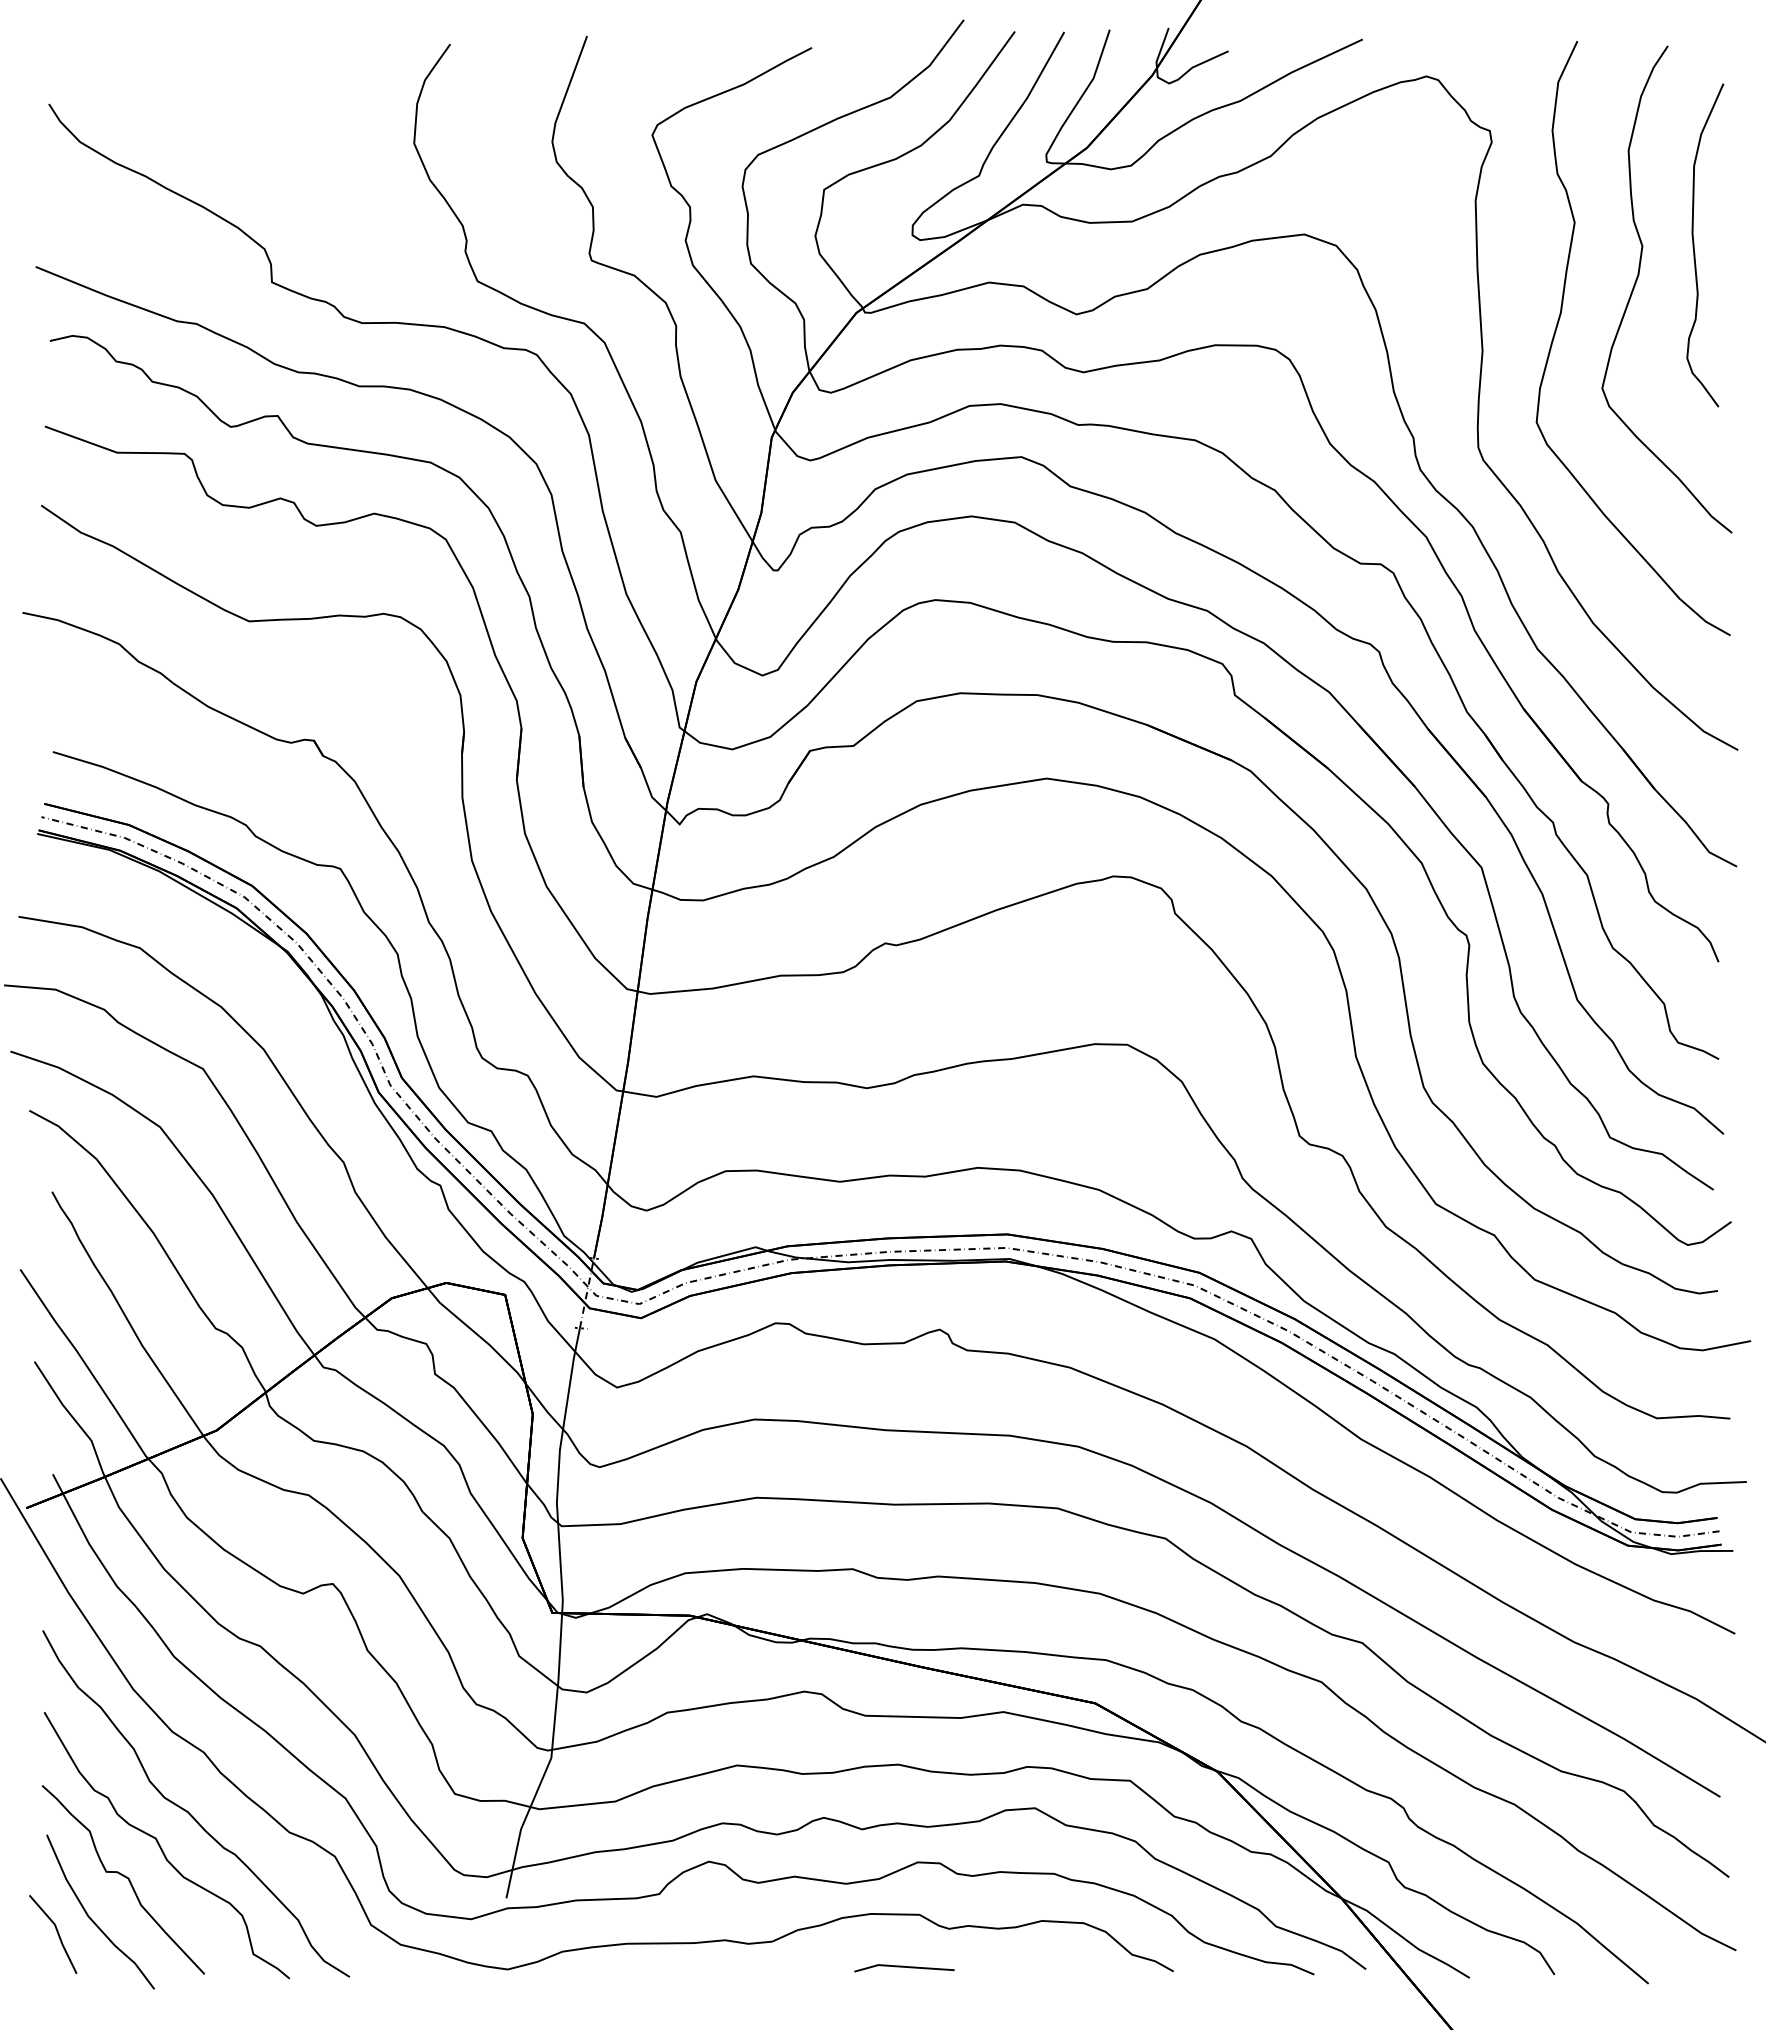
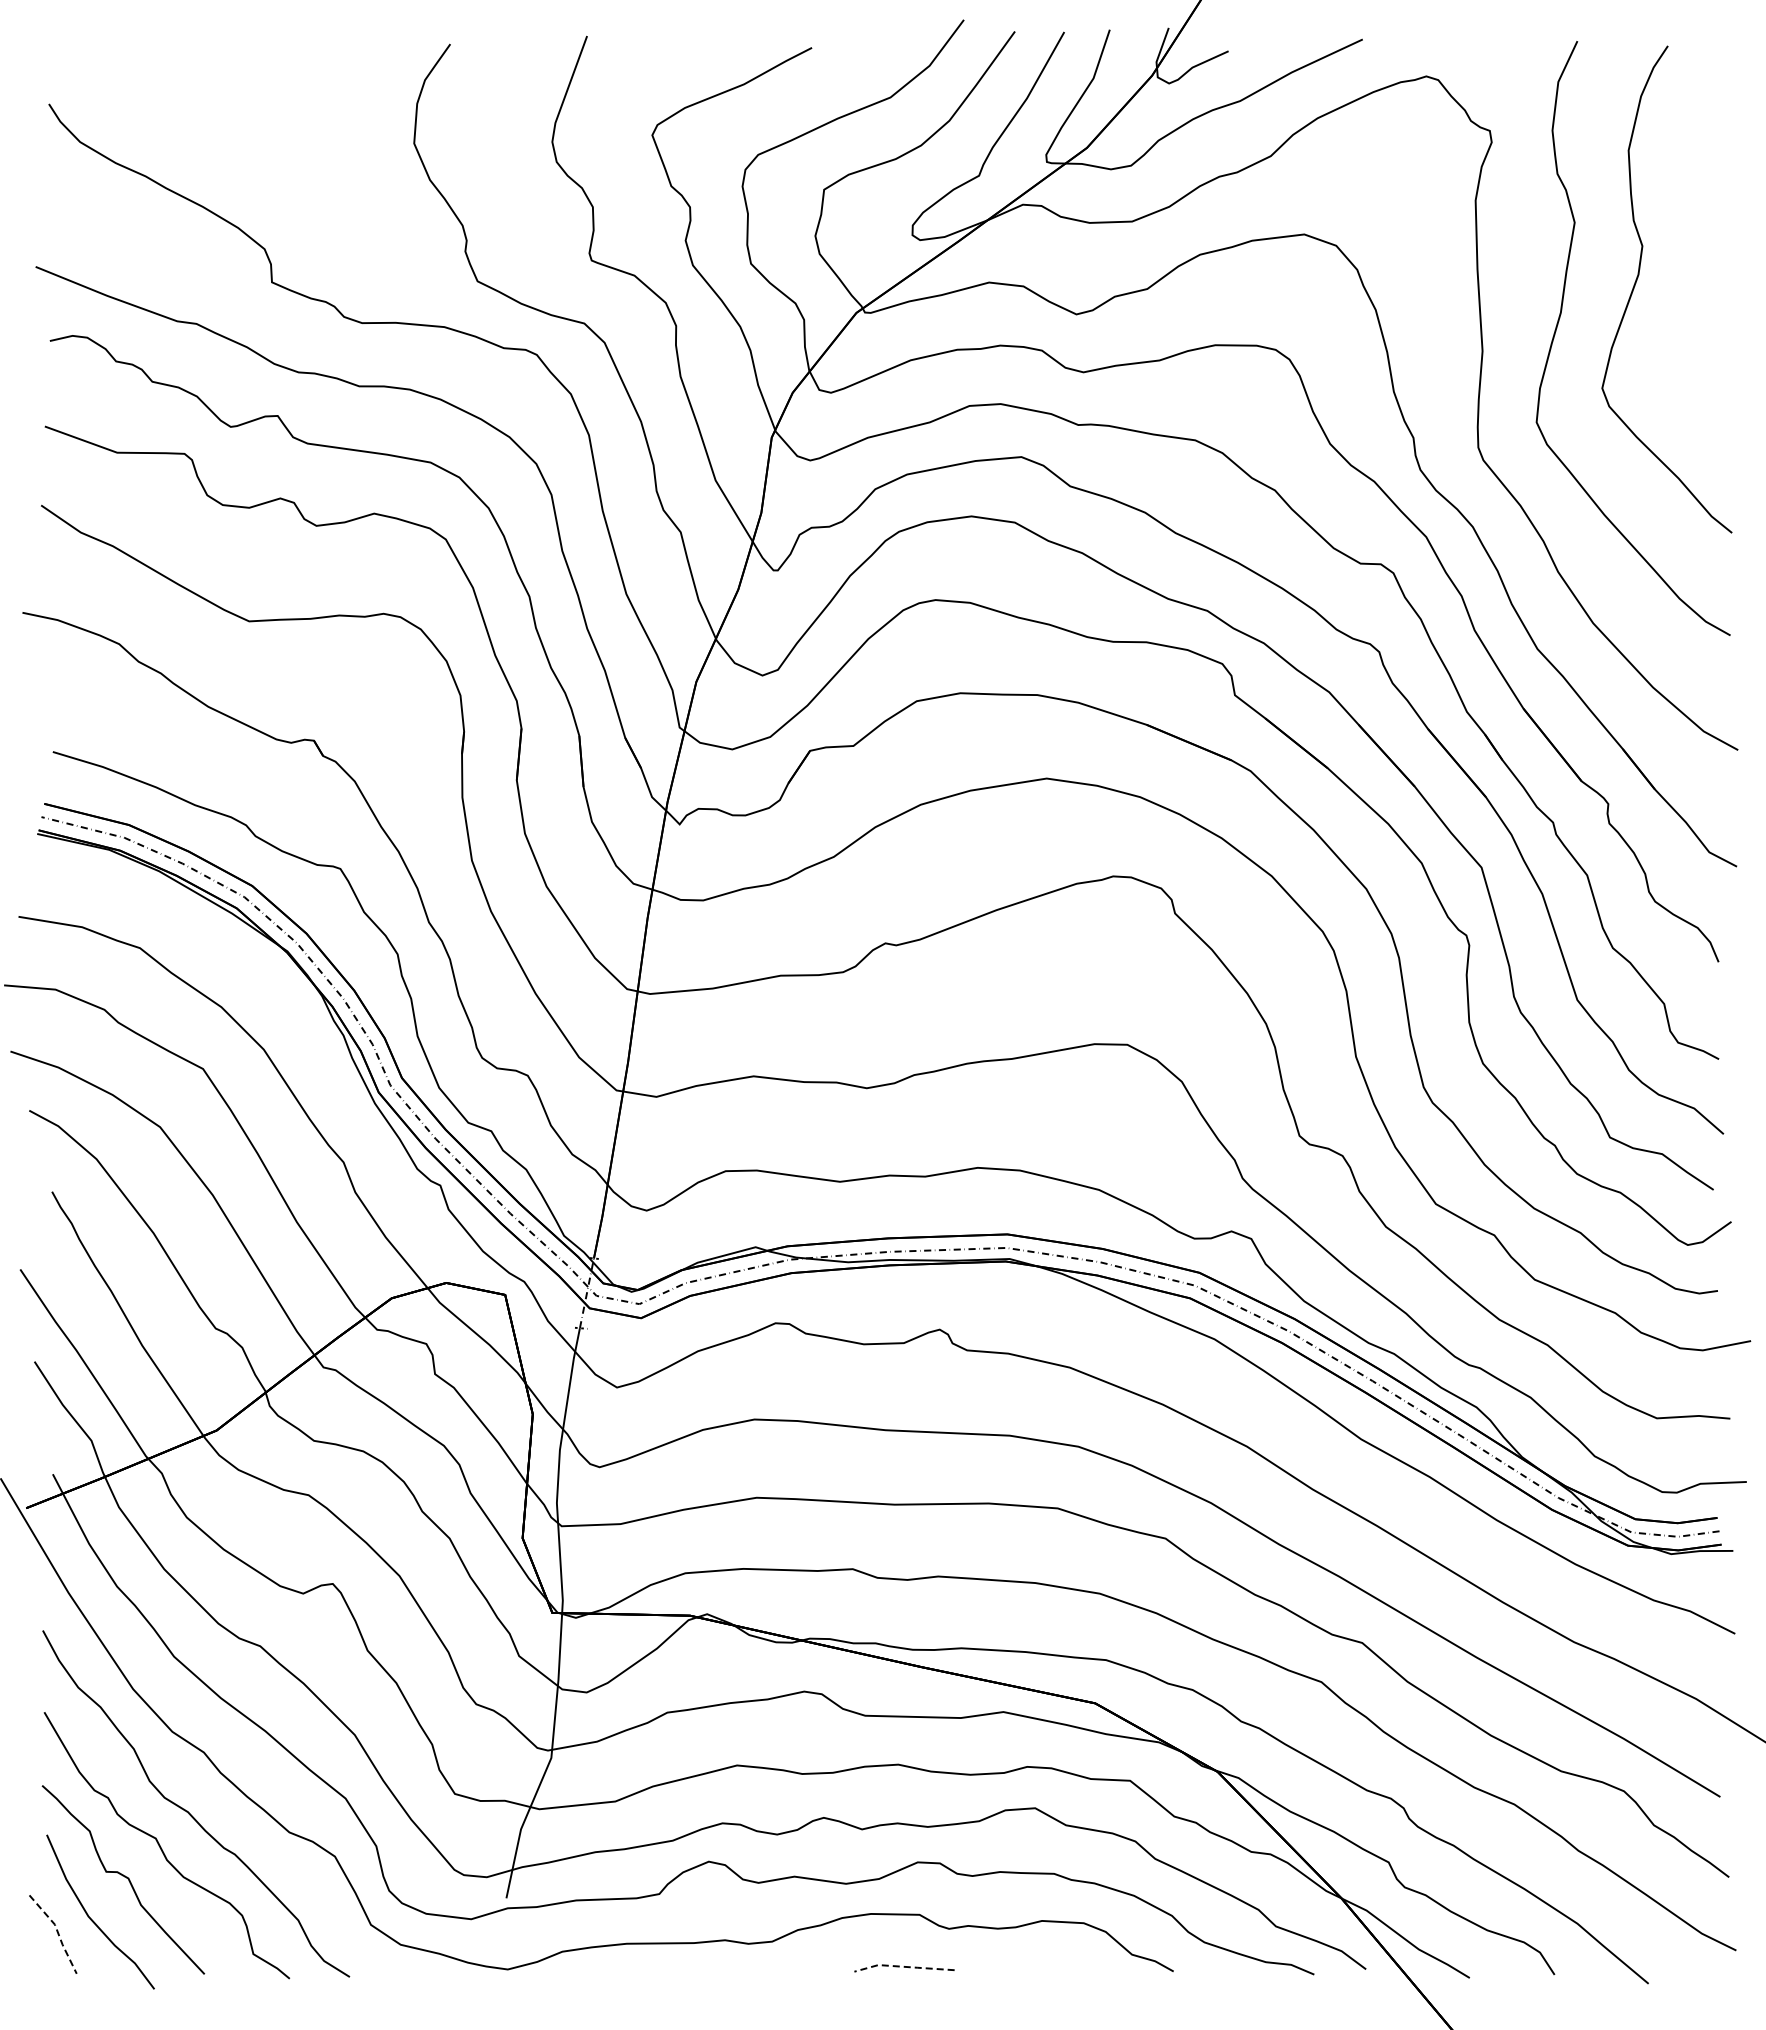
curve: present -> none (1694, 245)
line: solid -> dashed (57, 1931)
line: solid -> dashed (904, 1966)
